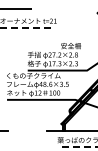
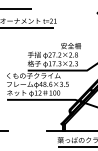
line: dashed -> solid (27, 27)
line: dashed -> solid (77, 147)
